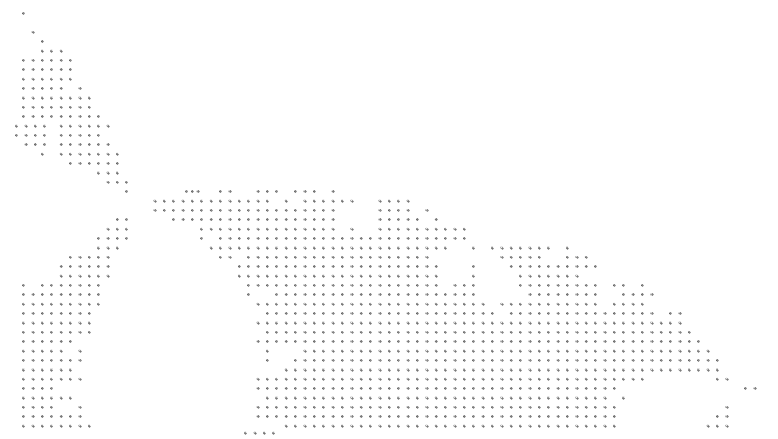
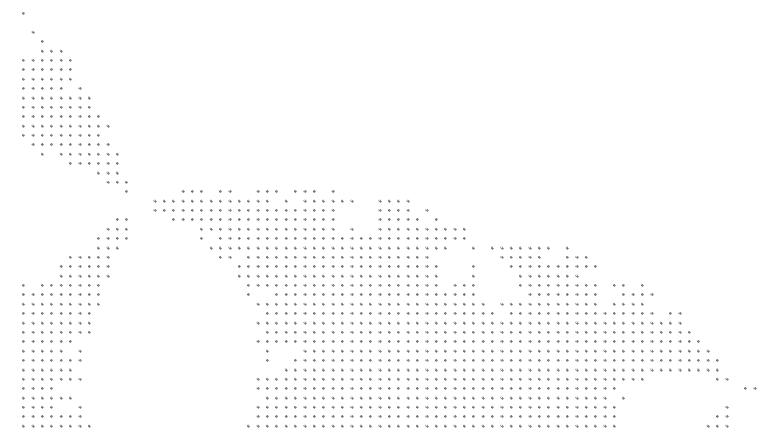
part position: (30, 135) -> (37, 135) (37, 135)
part size: 15x3 px -> 22x3 px (191, 191)
part position: (259, 433) -> (262, 426) (262, 426)
